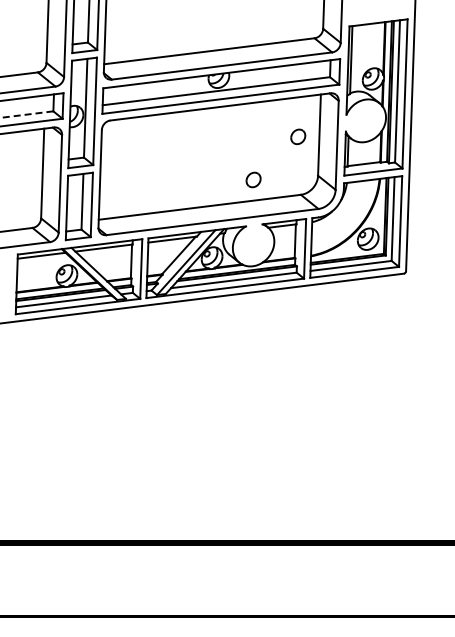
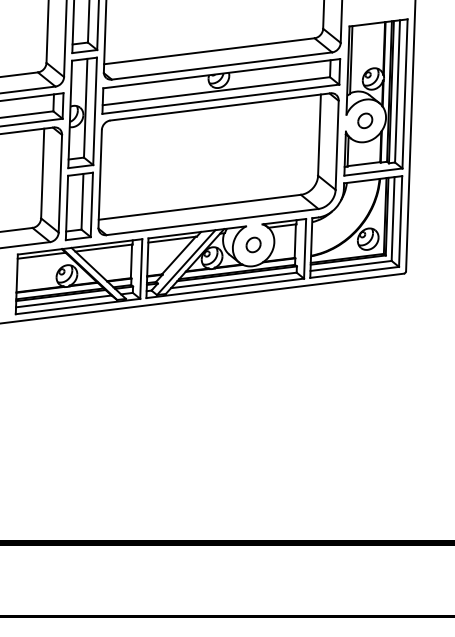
line: dashed -> solid (26, 114)
part position: (298, 136) -> (365, 120) (365, 120)
part position: (253, 179) -> (253, 244) (253, 244)
